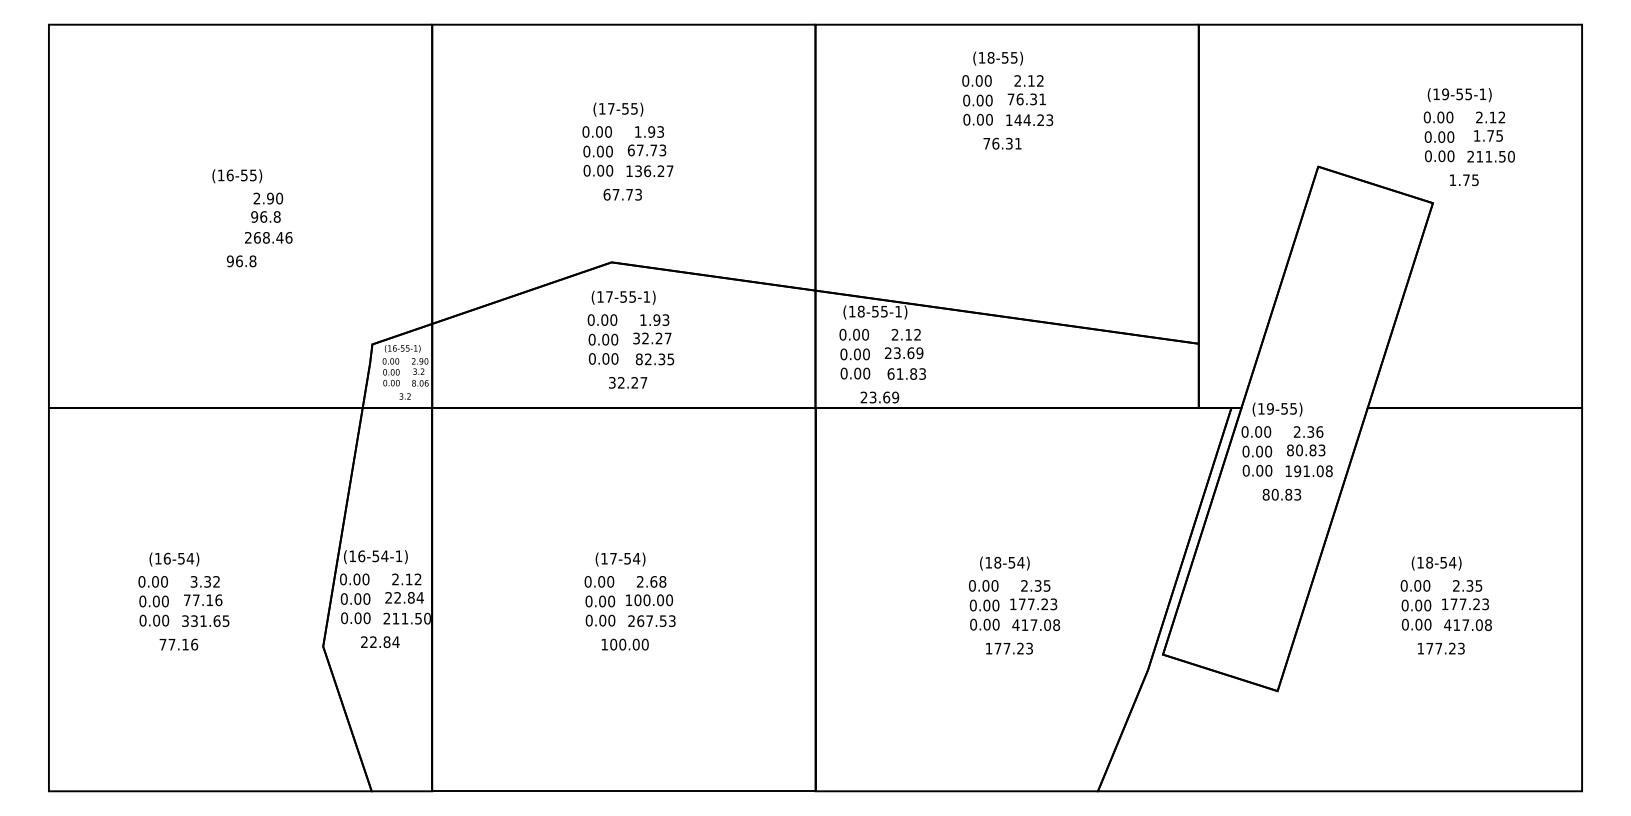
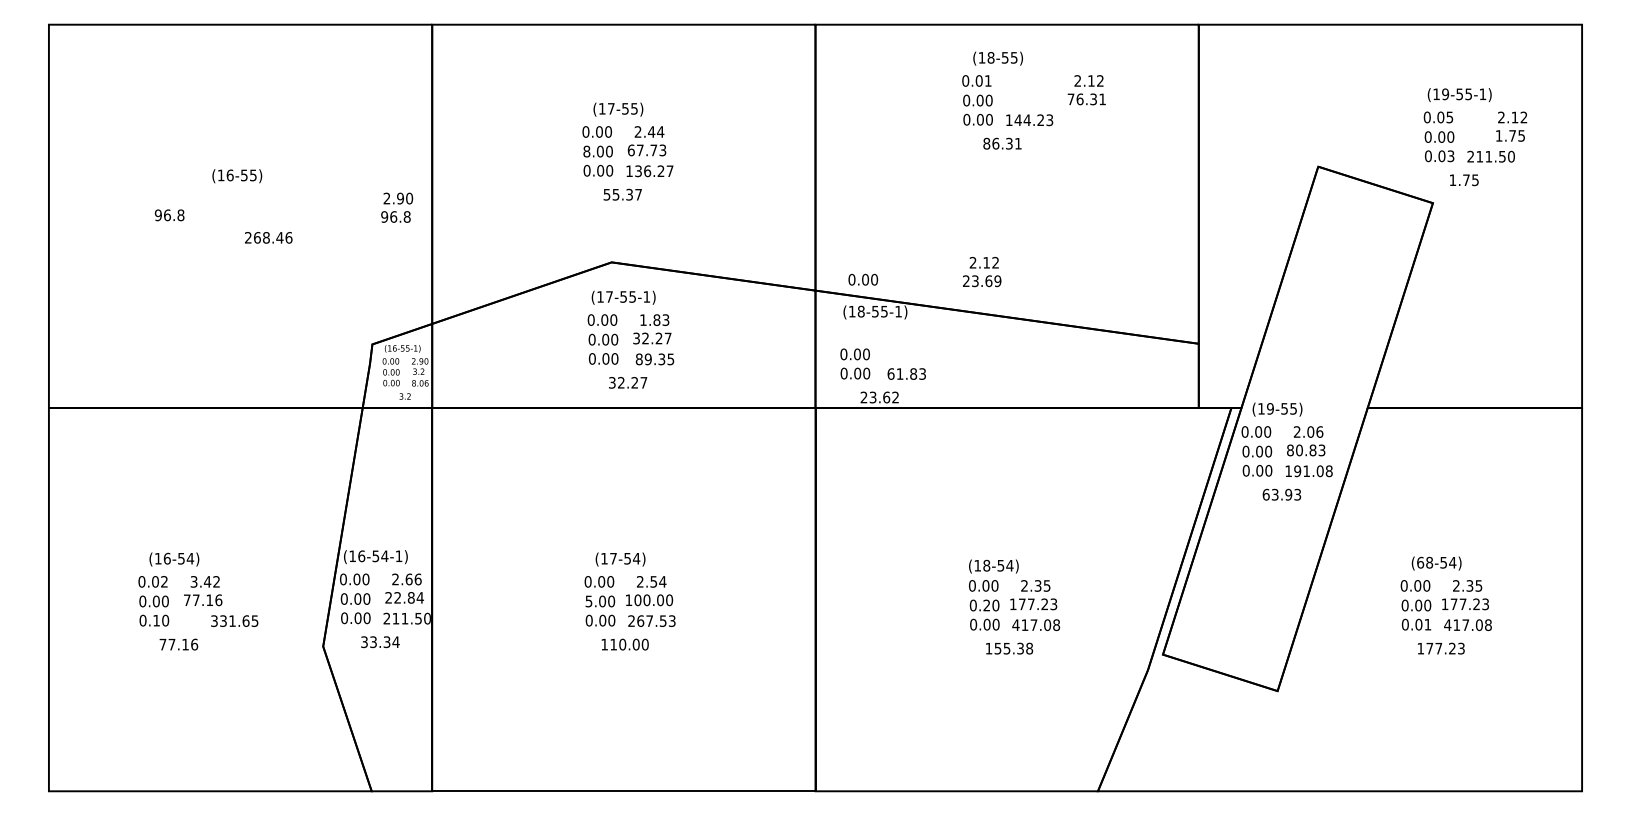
text: 0.00 -> 0.01 (987, 80)
text position: (1026, 90) -> (1086, 90) (1086, 90)
text: 0.00 -> 0.05 (1449, 117)
text position: (1489, 126) -> (1511, 126) (1511, 126)
text: 1.93 -> 2.44 (649, 131)
text: 76.31 -> 86.31 (986, 143)
text: 0.00 -> 8.00 (586, 151)
text: 0.00 -> 0.03 (1450, 156)
text: 67.73 -> 55.37 (622, 194)
text position: (267, 207) -> (397, 207) (397, 207)
text position: (241, 261) -> (169, 215) (169, 215)
text: 1.93 -> 1.83 (656, 319)
text position: (854, 334) -> (863, 279) (863, 279)
text position: (904, 344) -> (982, 272) (982, 272)
text: 82.35 -> 89.35 (647, 359)
text: 23.69 -> 23.62 (895, 397)
text: 2.36 -> 2.06 (1310, 431)
text: 80.83 -> 63.93 (1277, 494)
text: (18-54) -> (68-54) (1420, 562)
text position: (1004, 563) -> (993, 566) (993, 566)
text: 2.12 -> 2.66 (413, 579)
text: 0.00 -> 0.02 (164, 581)
text: 3.32 -> 3.42 (207, 581)
text: 2.68 -> 2.54 (658, 581)
text: 0.00 -> 5.00 (588, 601)
text: 0.00 -> 0.20 (986, 605)
text: 0.00 -> 0.10 (156, 620)
text position: (205, 620) -> (234, 620) (234, 620)
text: 0.00 -> 0.01 (1427, 624)
text: 22.84 -> 33.34 (375, 642)
text: 100.00 -> 110.00 (613, 644)
text: 177.23 -> 155.38 (1013, 648)
